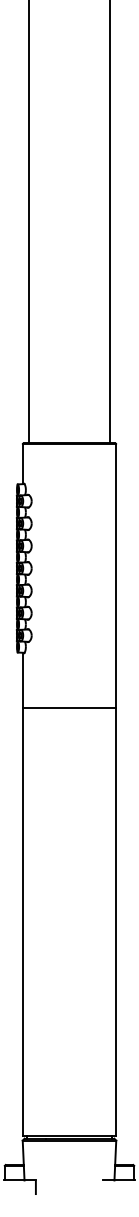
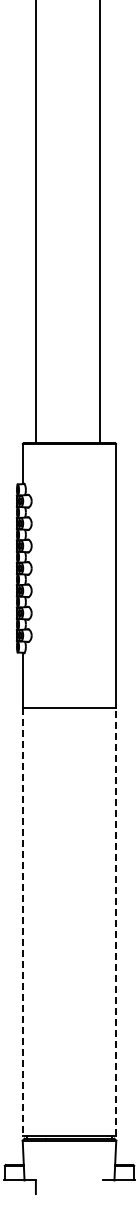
line position: (28, 222) -> (35, 222) (35, 222)
line position: (110, 222) -> (100, 222) (100, 222)
line: solid -> dashed (22, 921)
line: solid -> dashed (116, 921)
